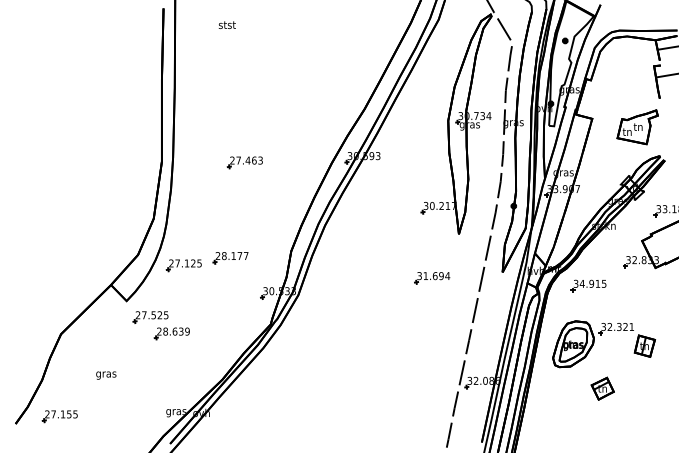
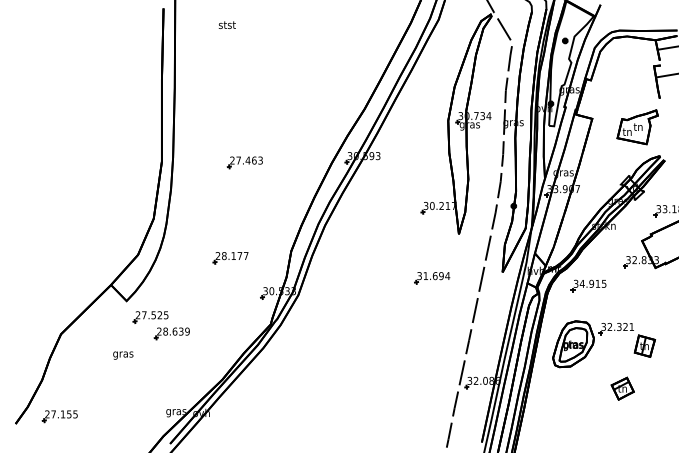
part: present -> none (183, 265)
text position: (106, 375) -> (123, 355) (123, 355)
part position: (602, 388) -> (622, 388) (622, 388)
